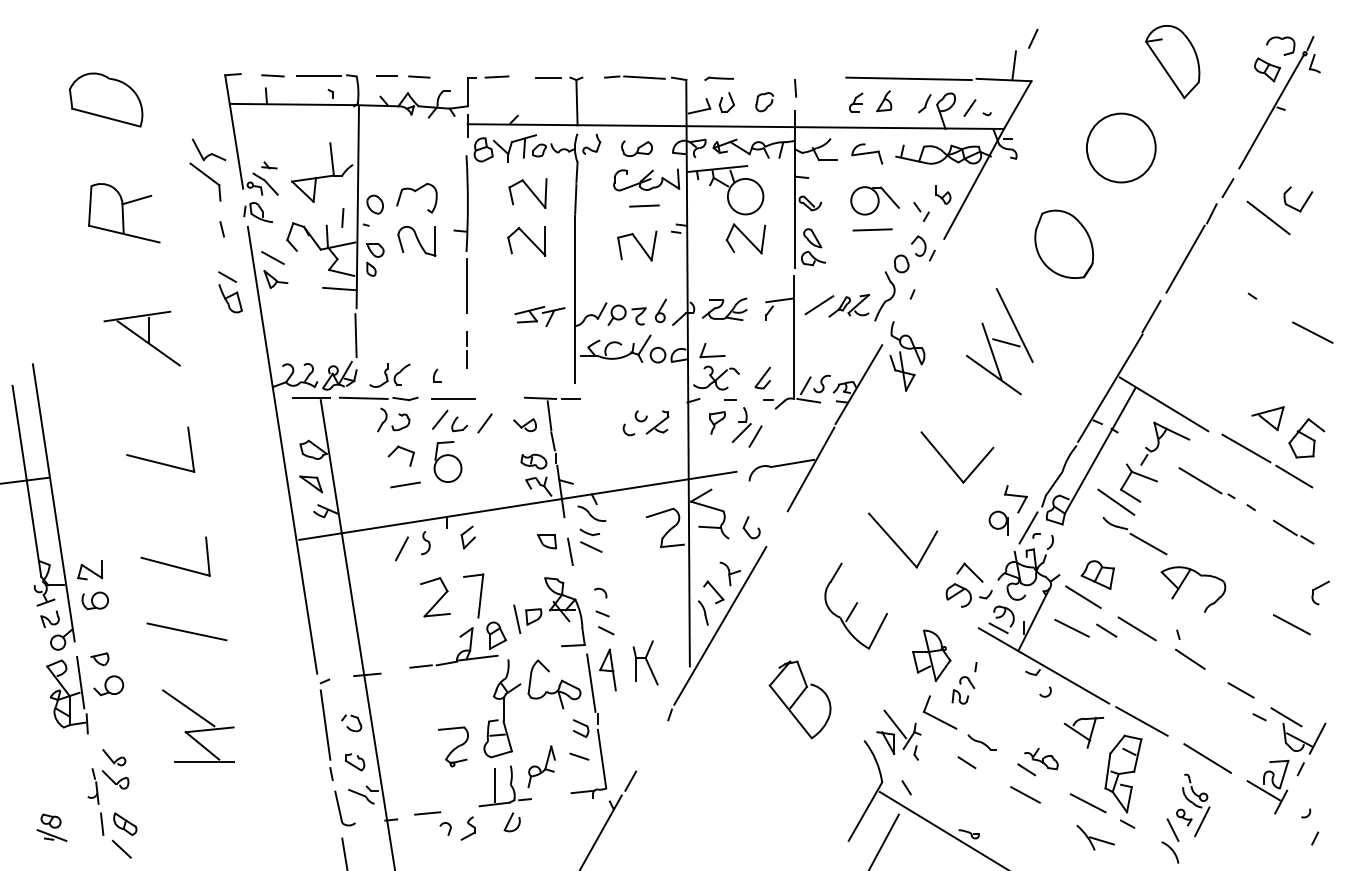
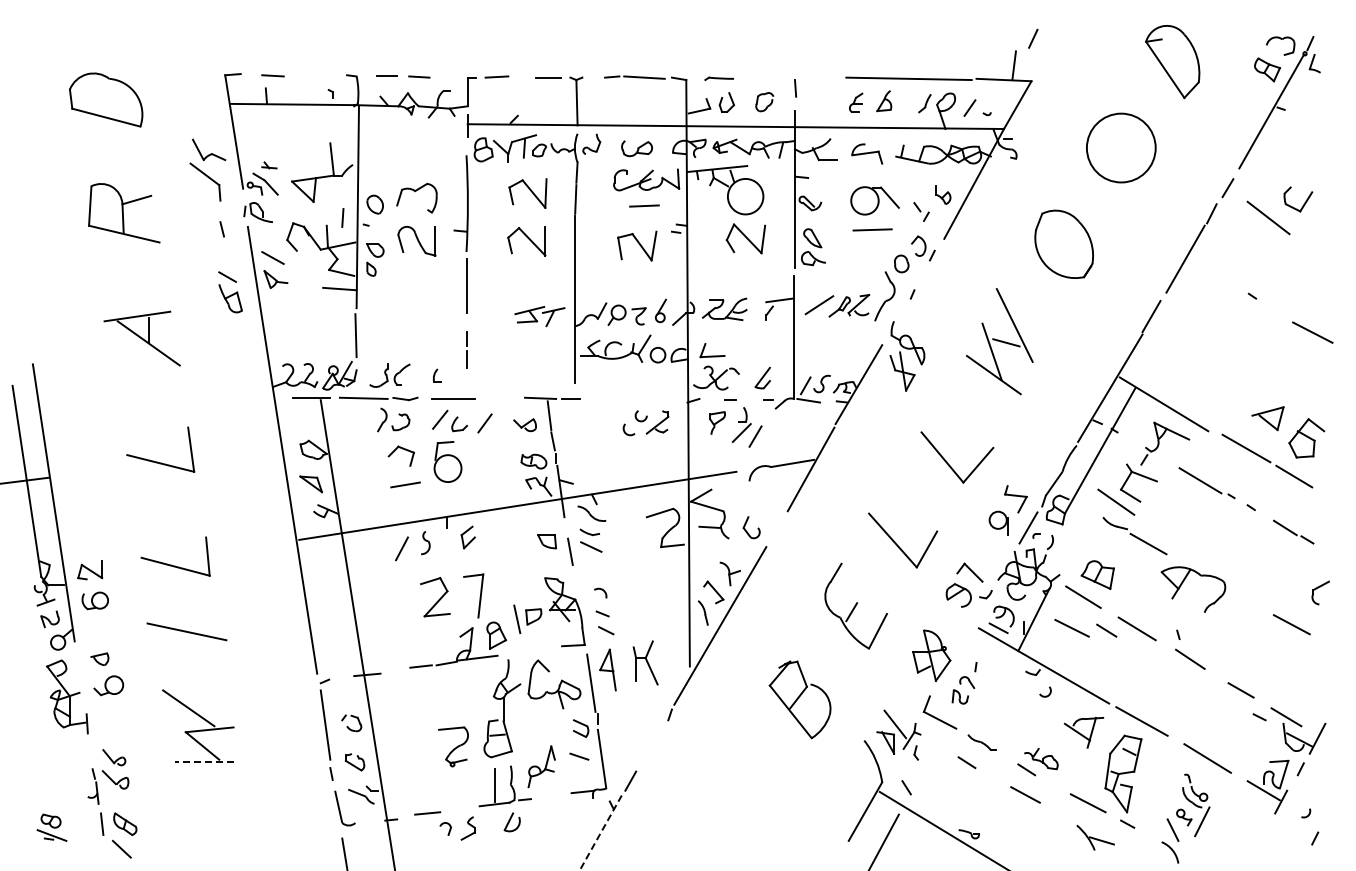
line: present -> none (318, 76)
line: present -> none (80, 682)
line: solid -> dashed (203, 762)
line: solid -> dashed (600, 833)
